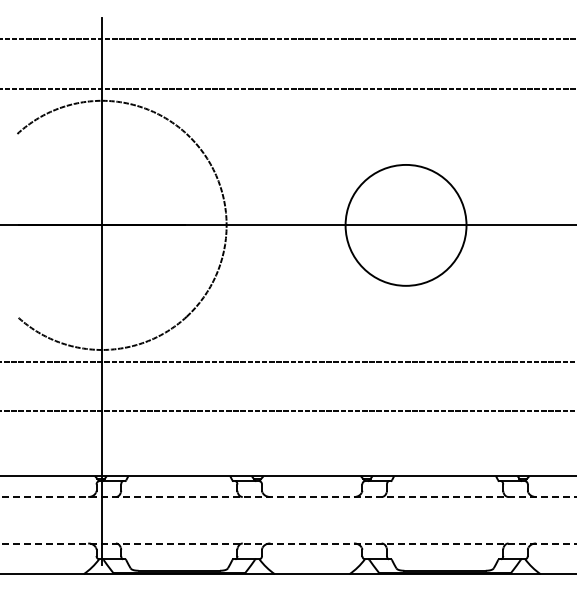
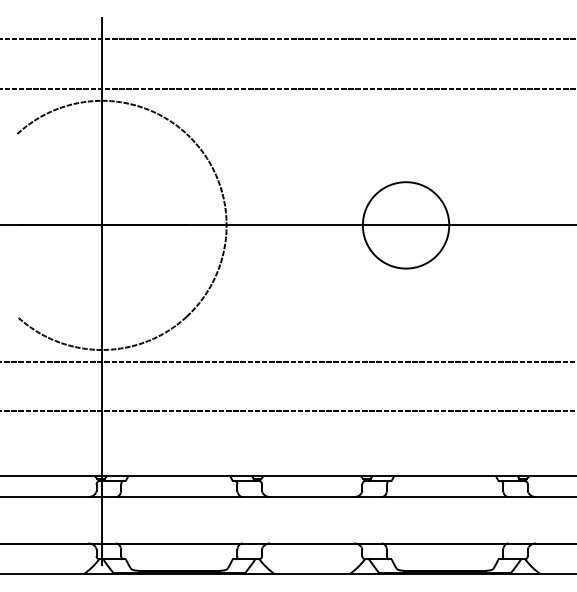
circle diameter: 121 px -> 86 px (405, 225)
line: dashed -> solid (288, 496)
line: dashed -> solid (288, 543)
